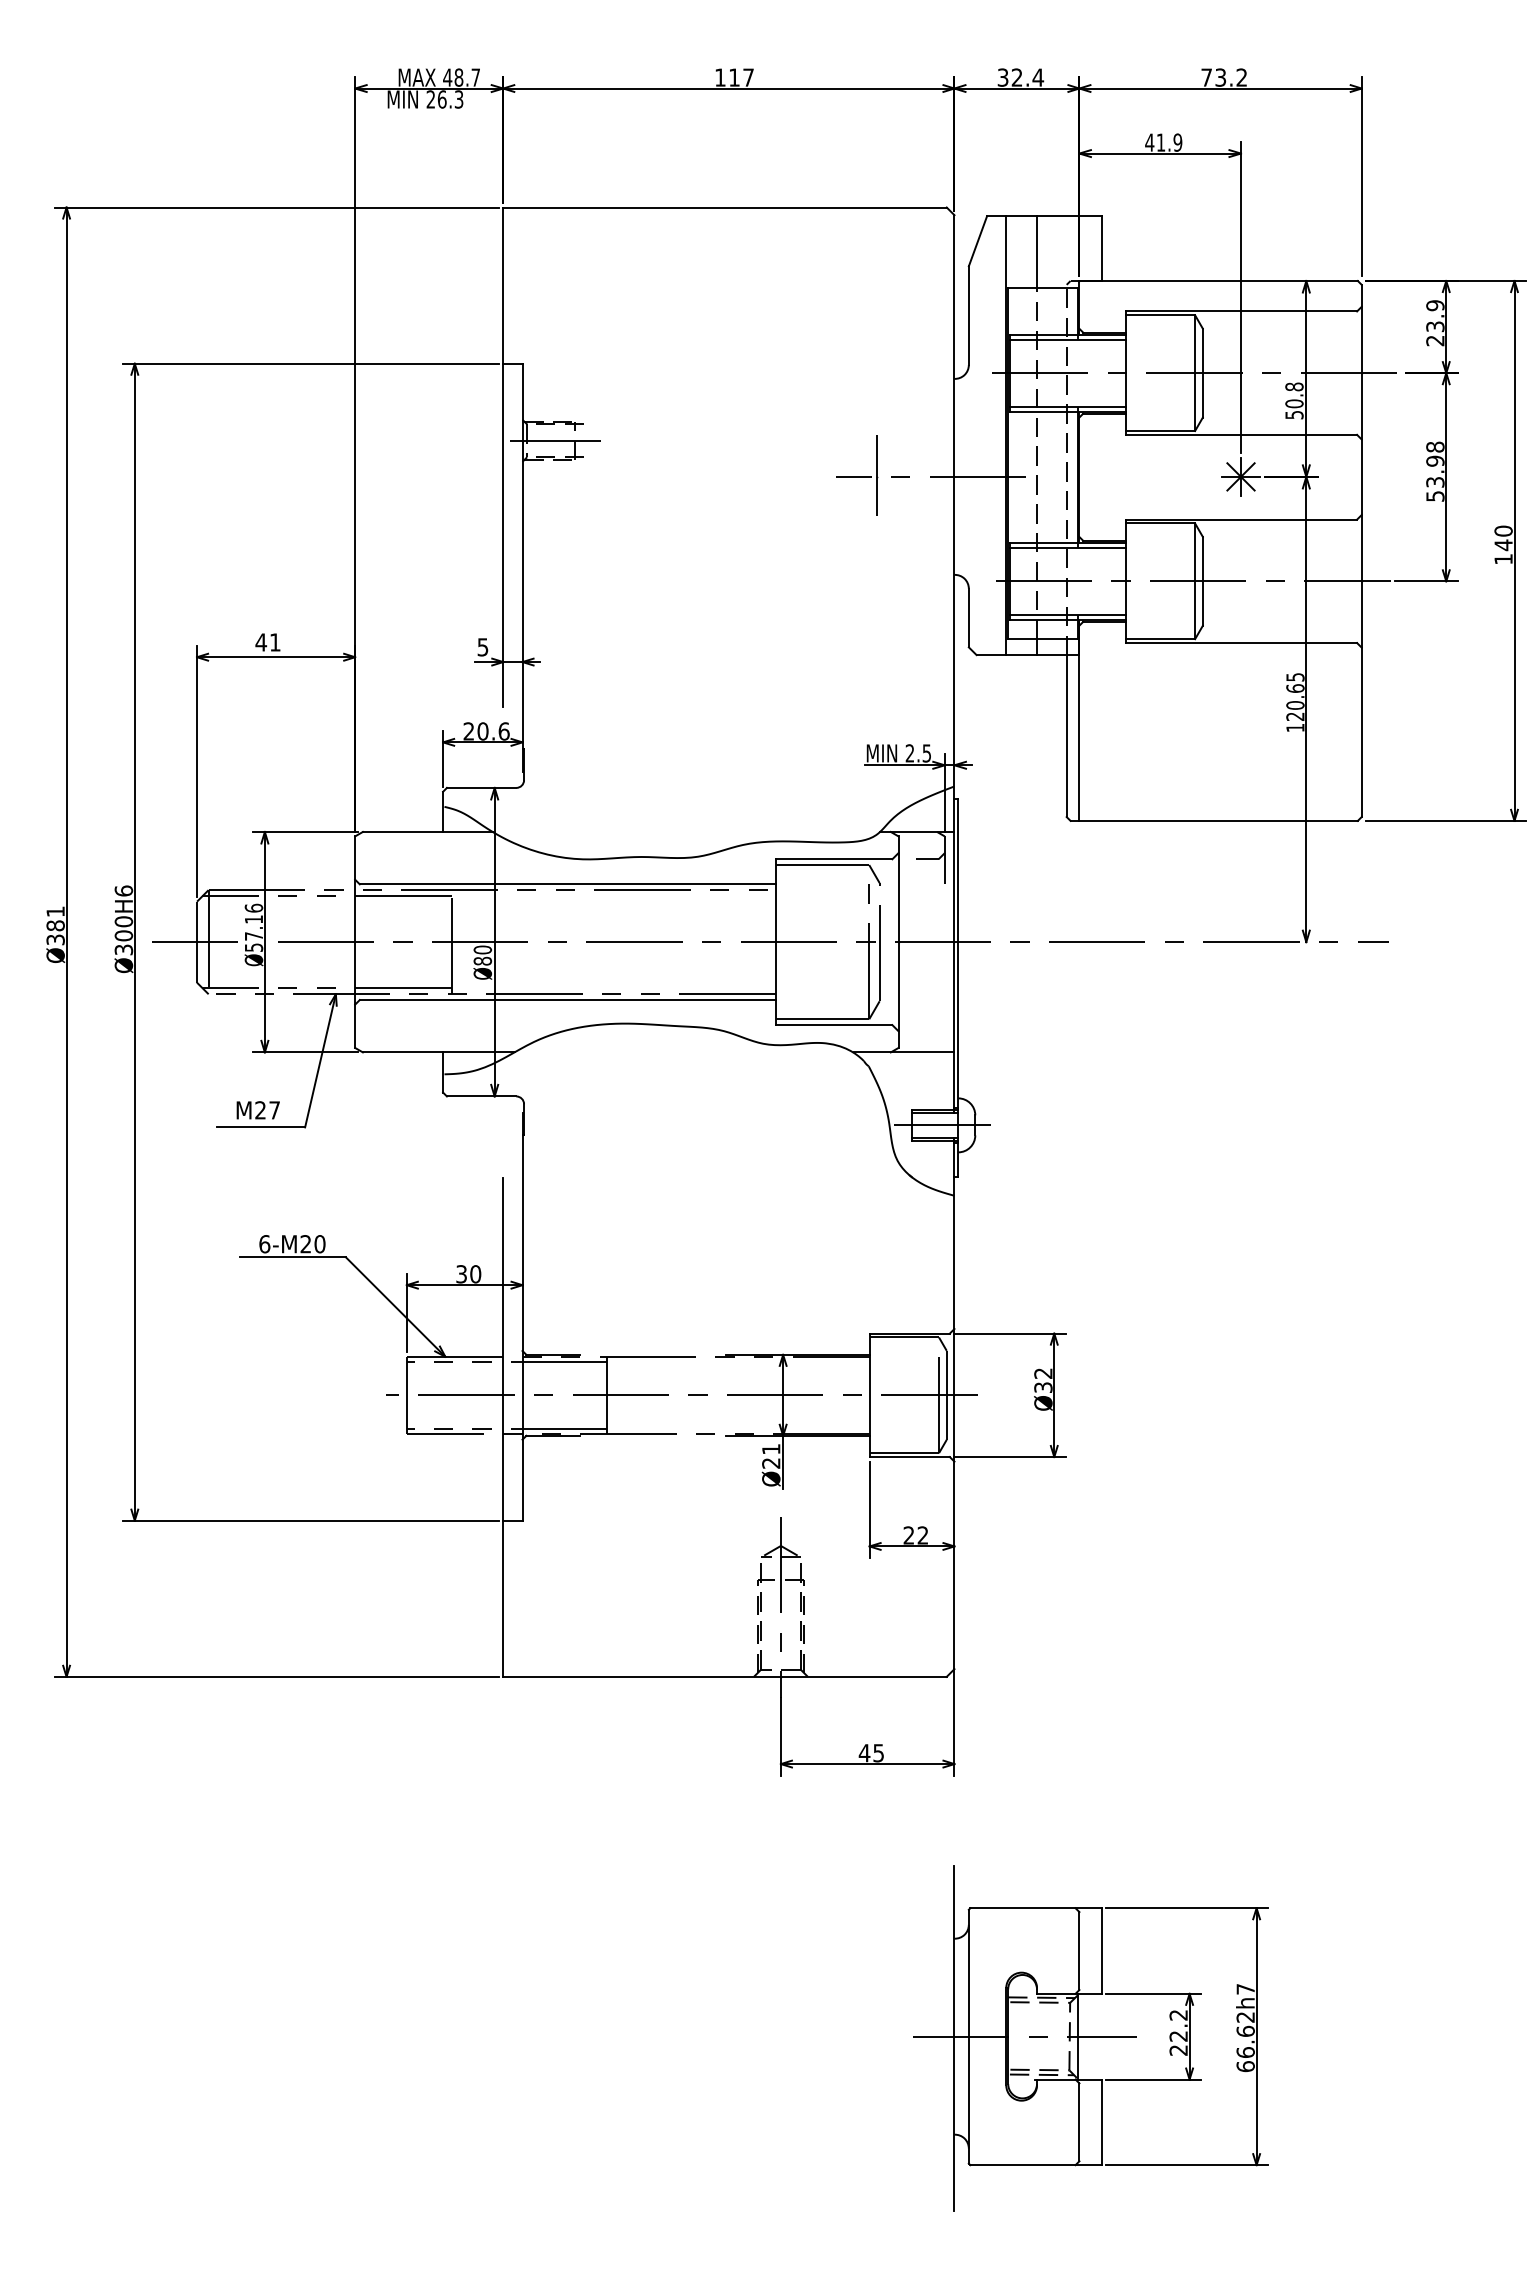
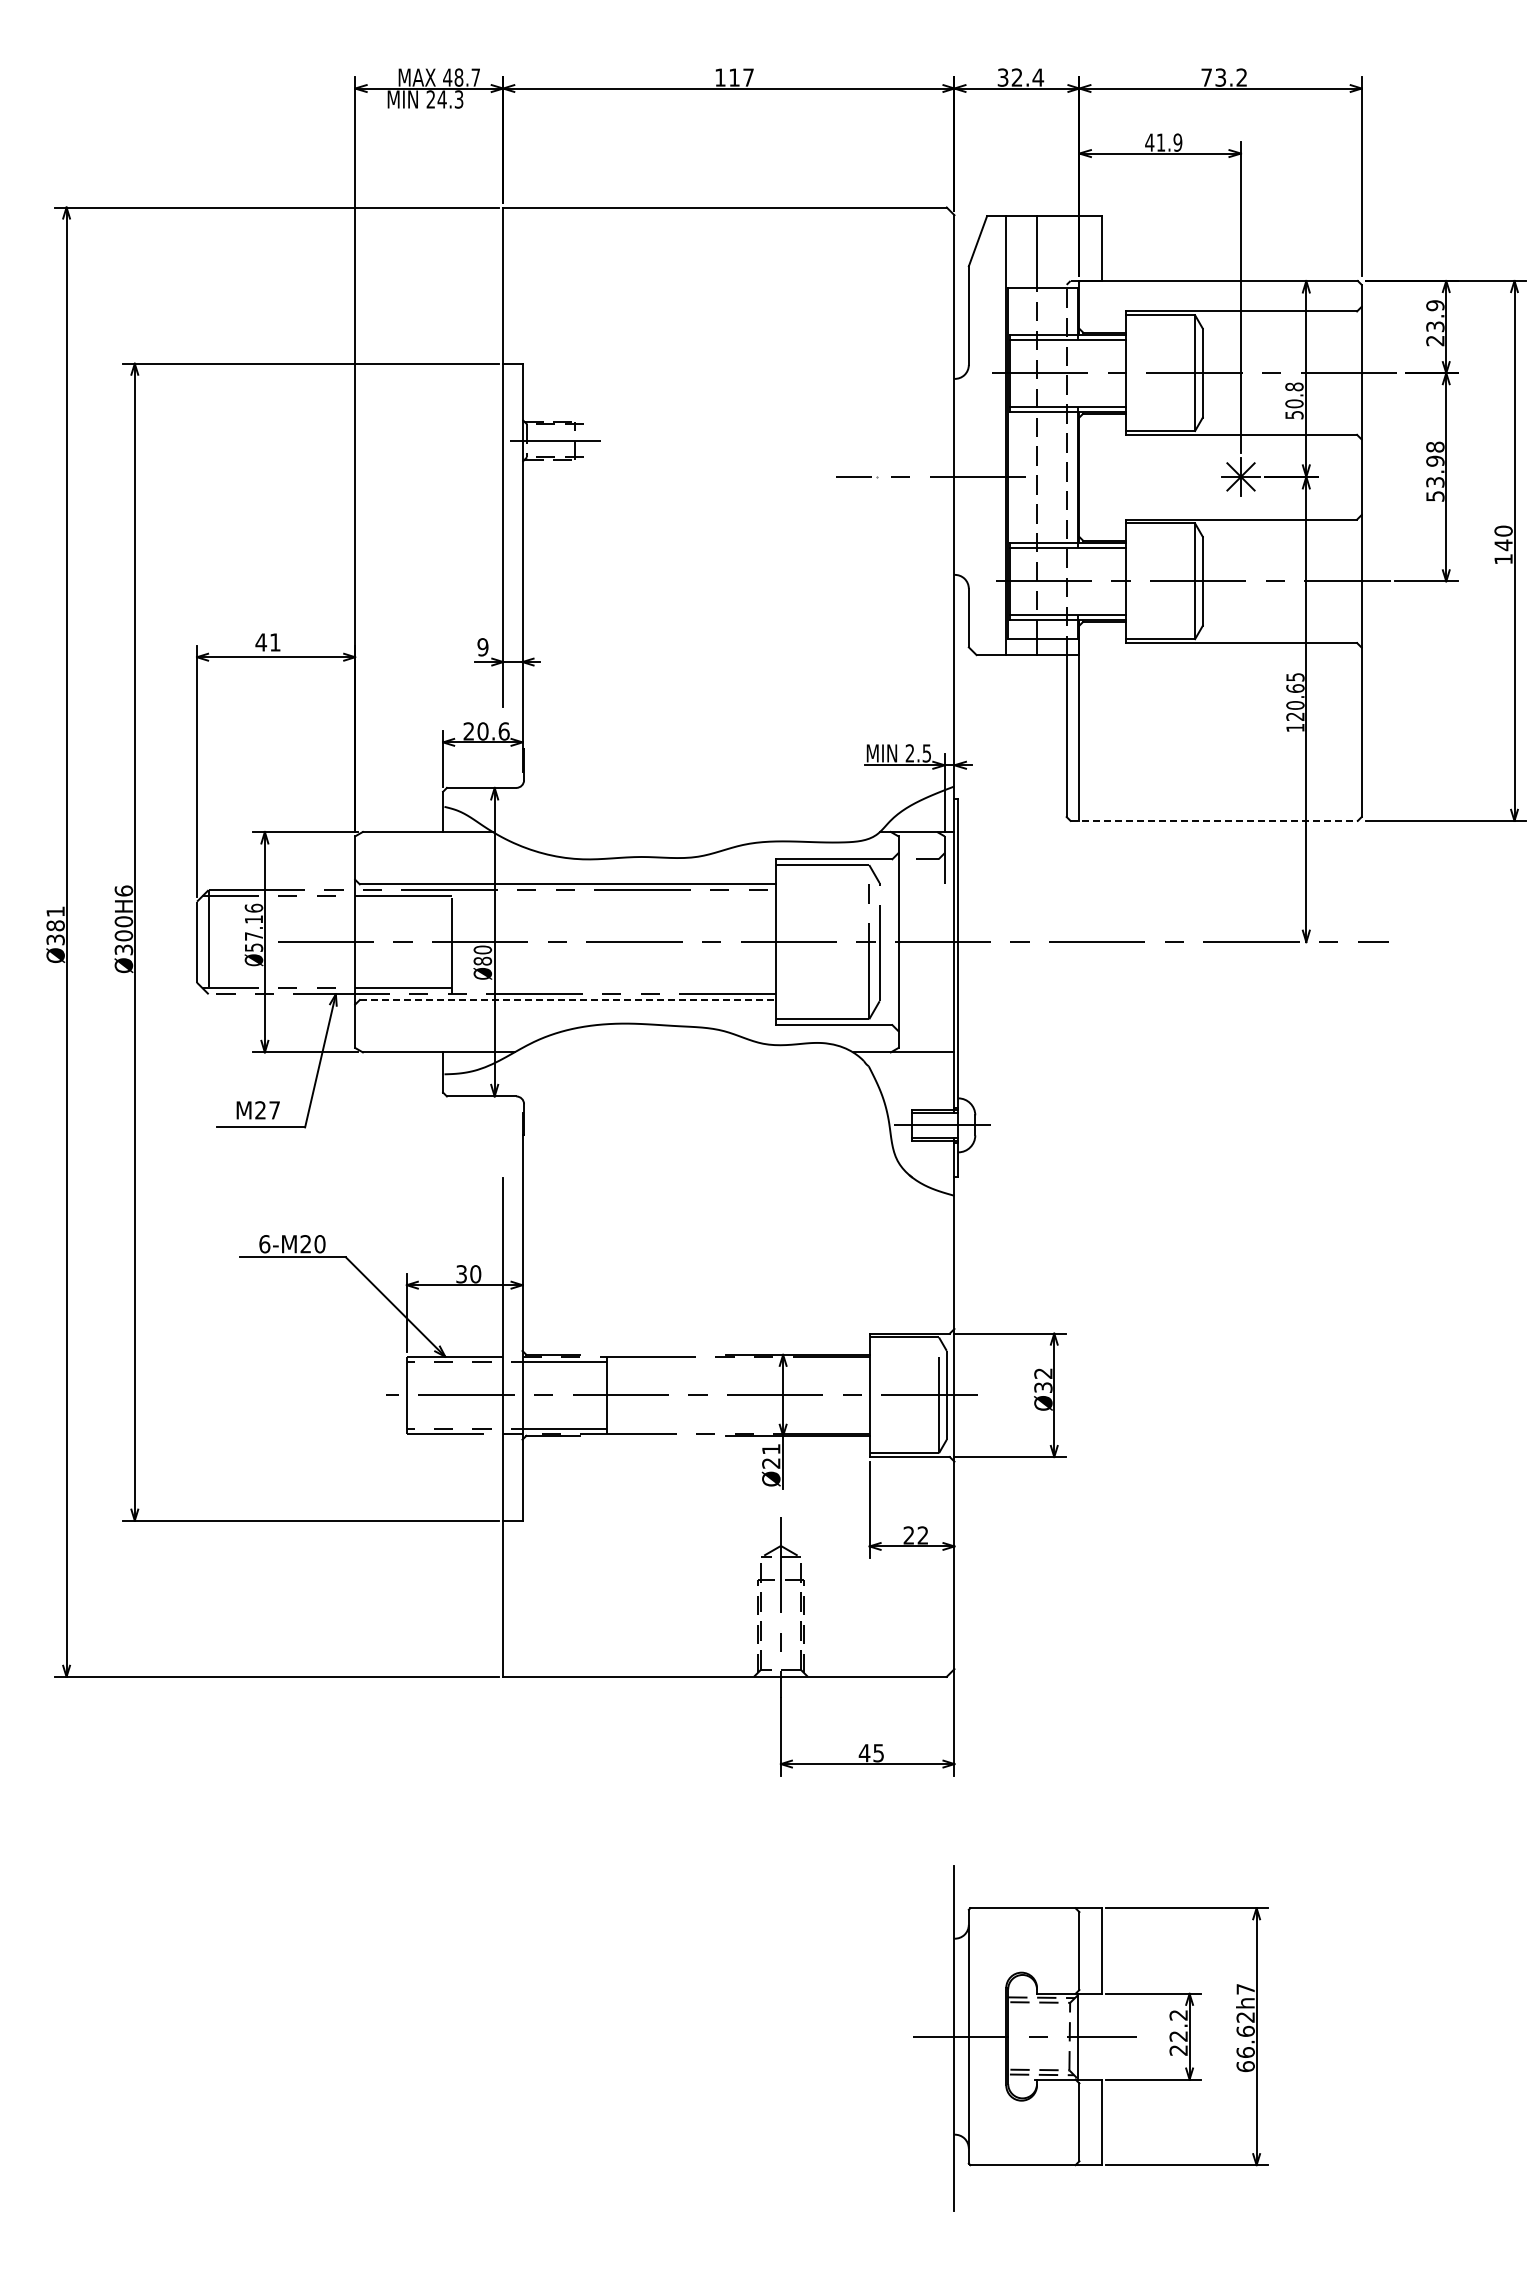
text: 26.3 -> 24.3 (441, 99)
line: present -> none (877, 475)
text: 5 -> 9 (482, 647)
line: solid -> dashed (1214, 820)
line: present -> none (195, 942)
line: solid -> dashed (567, 1000)
